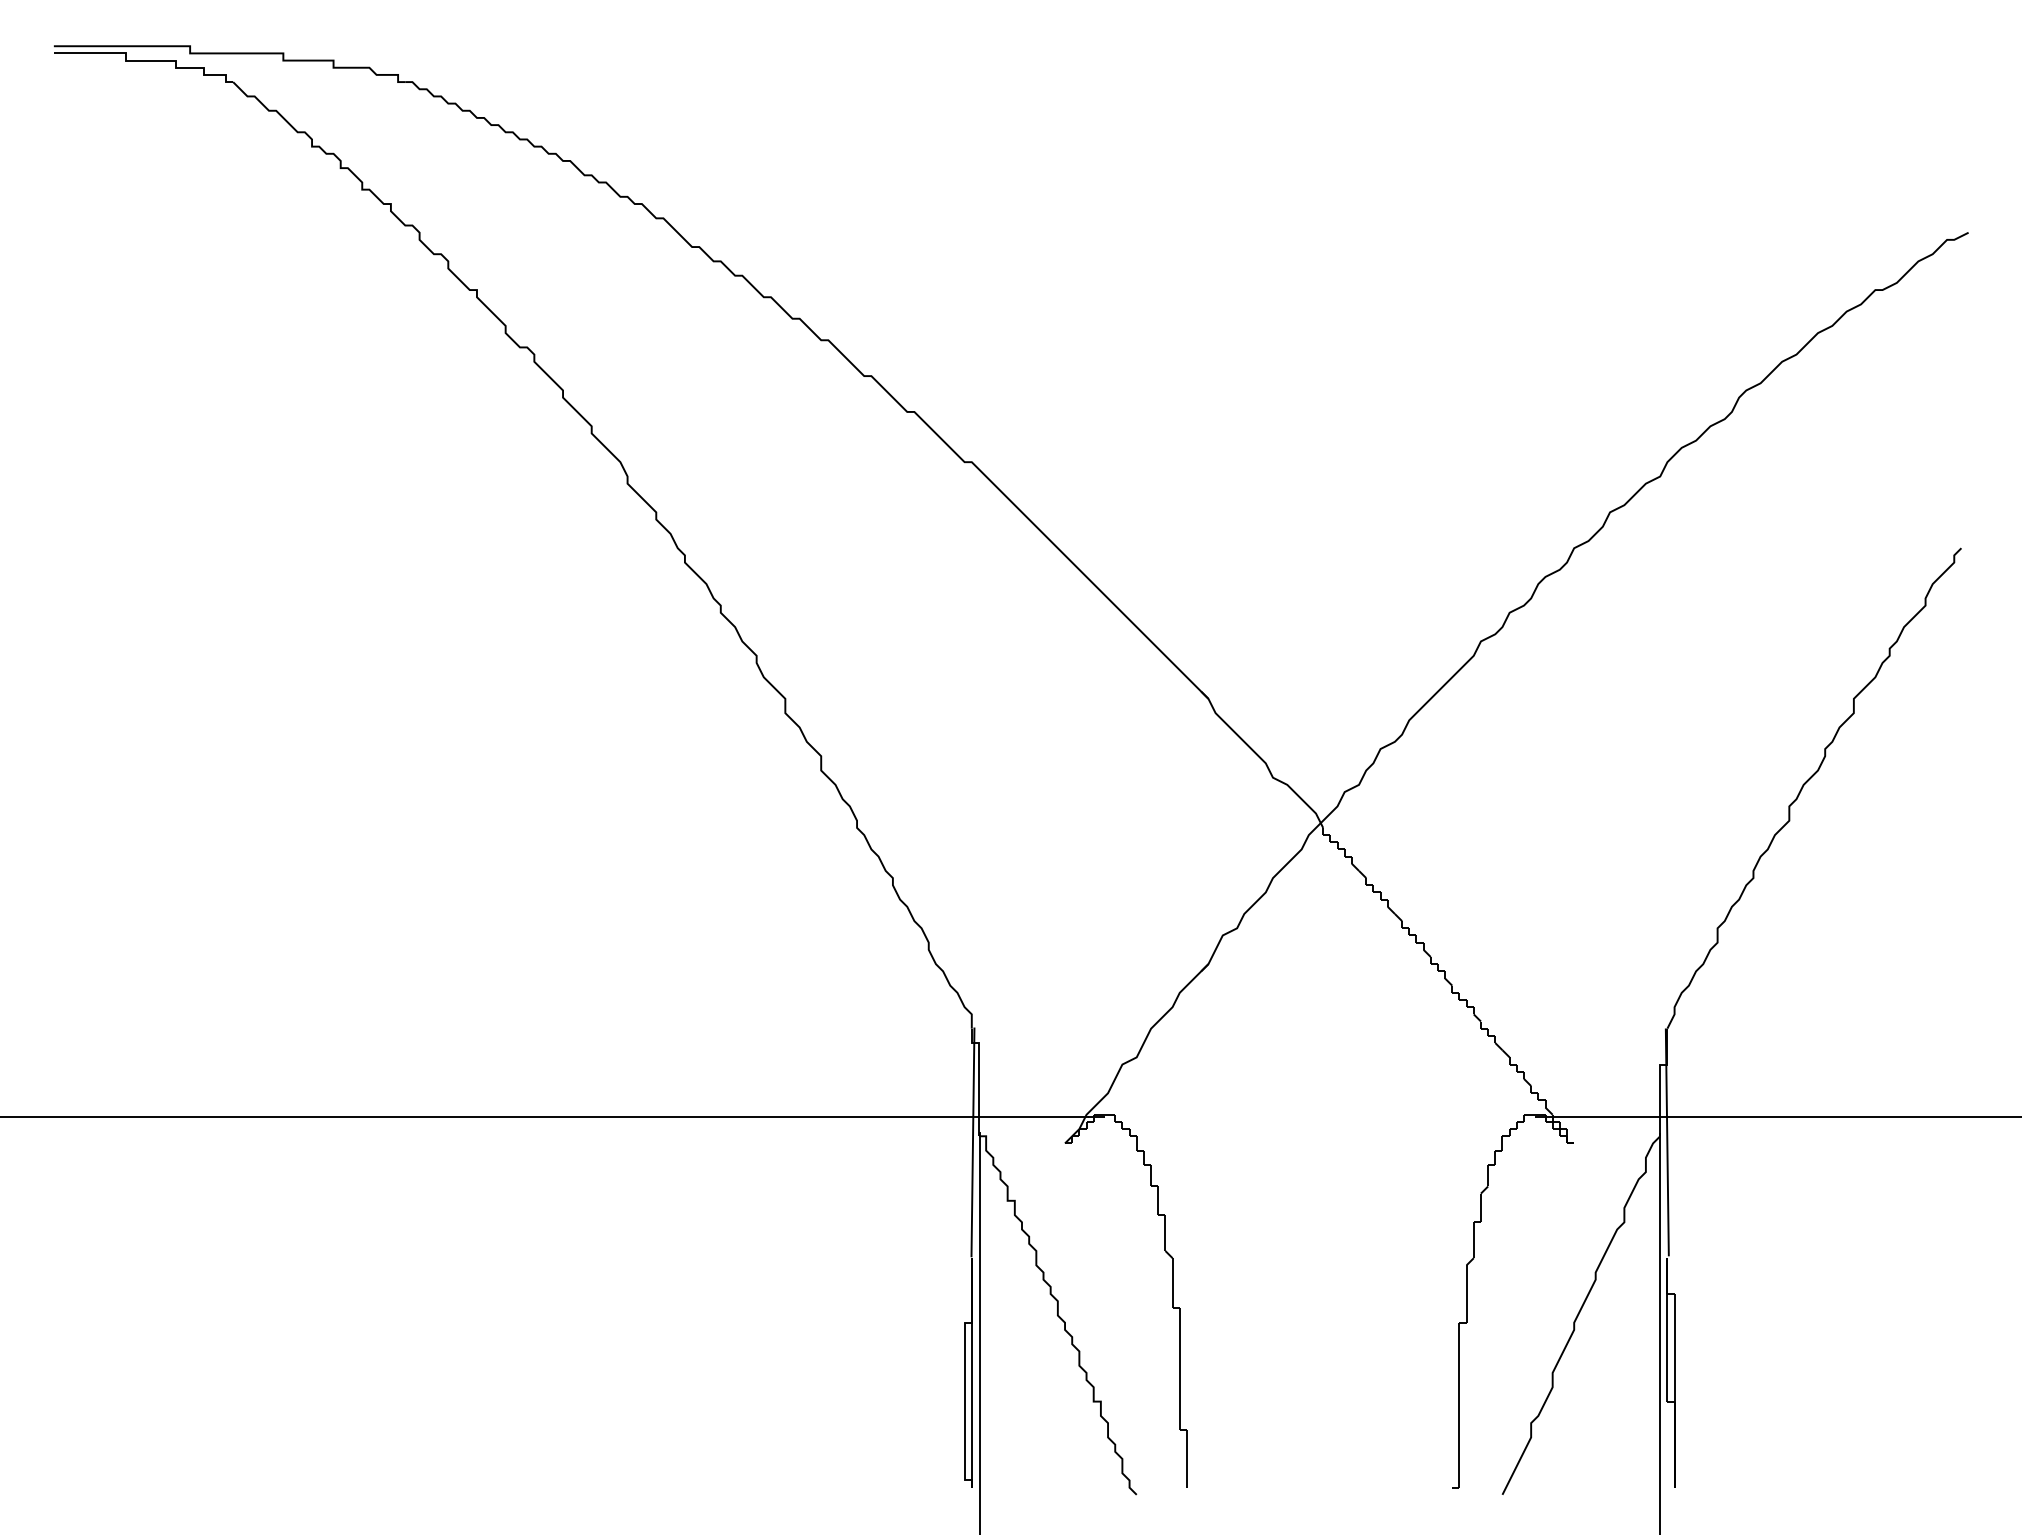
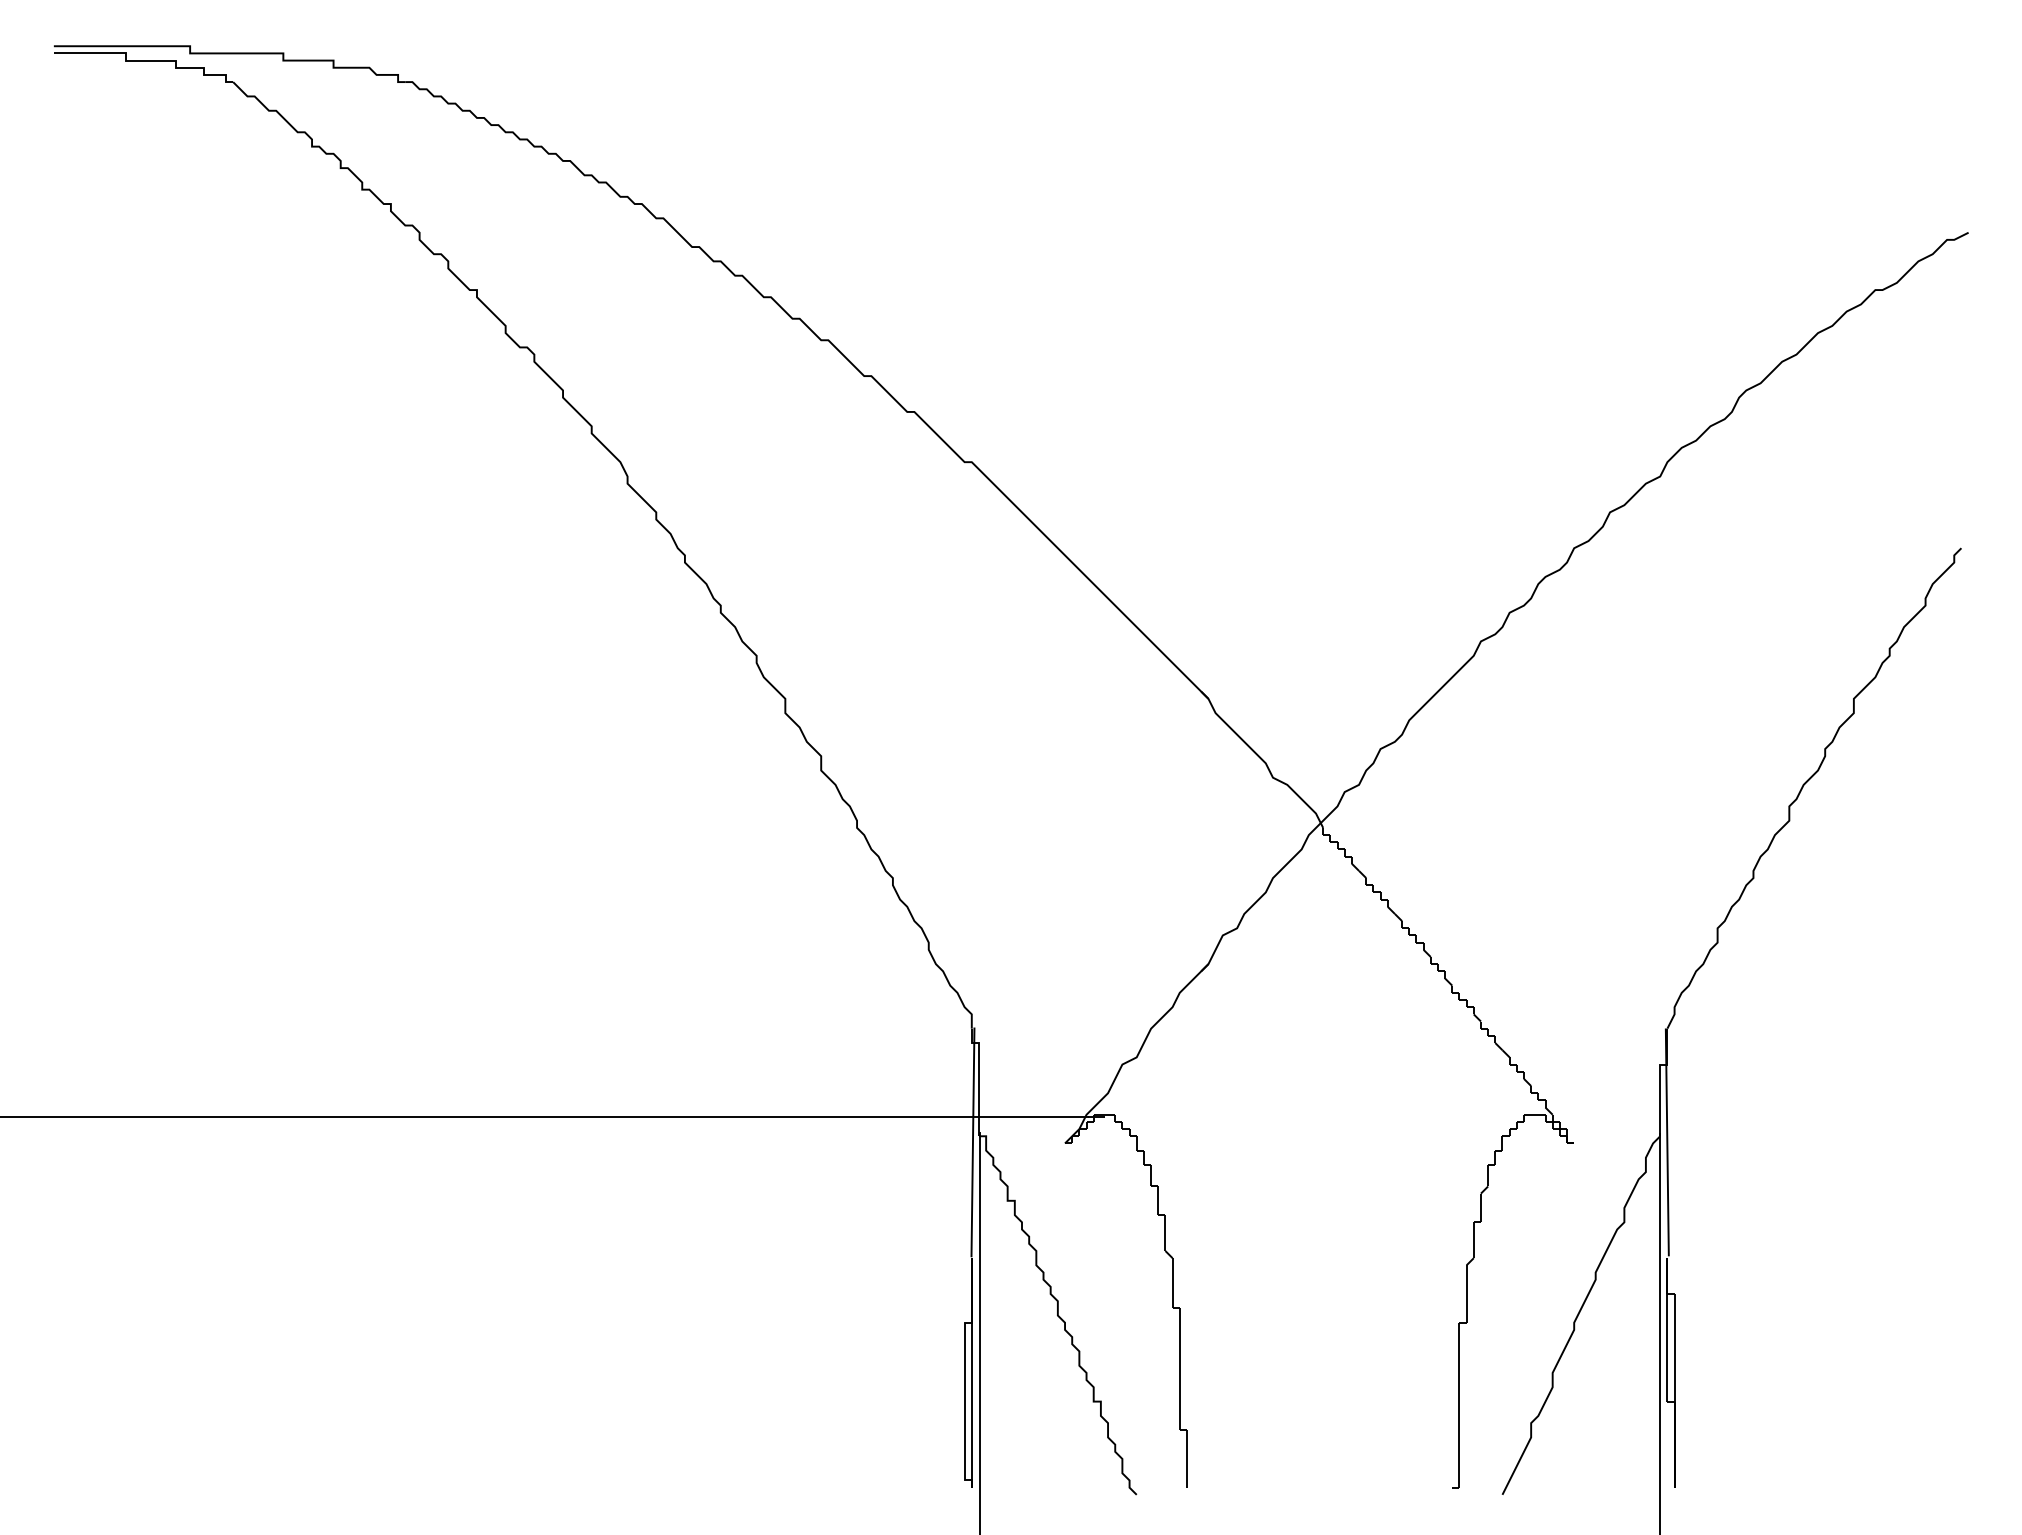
line: present -> none (1776, 1116)
